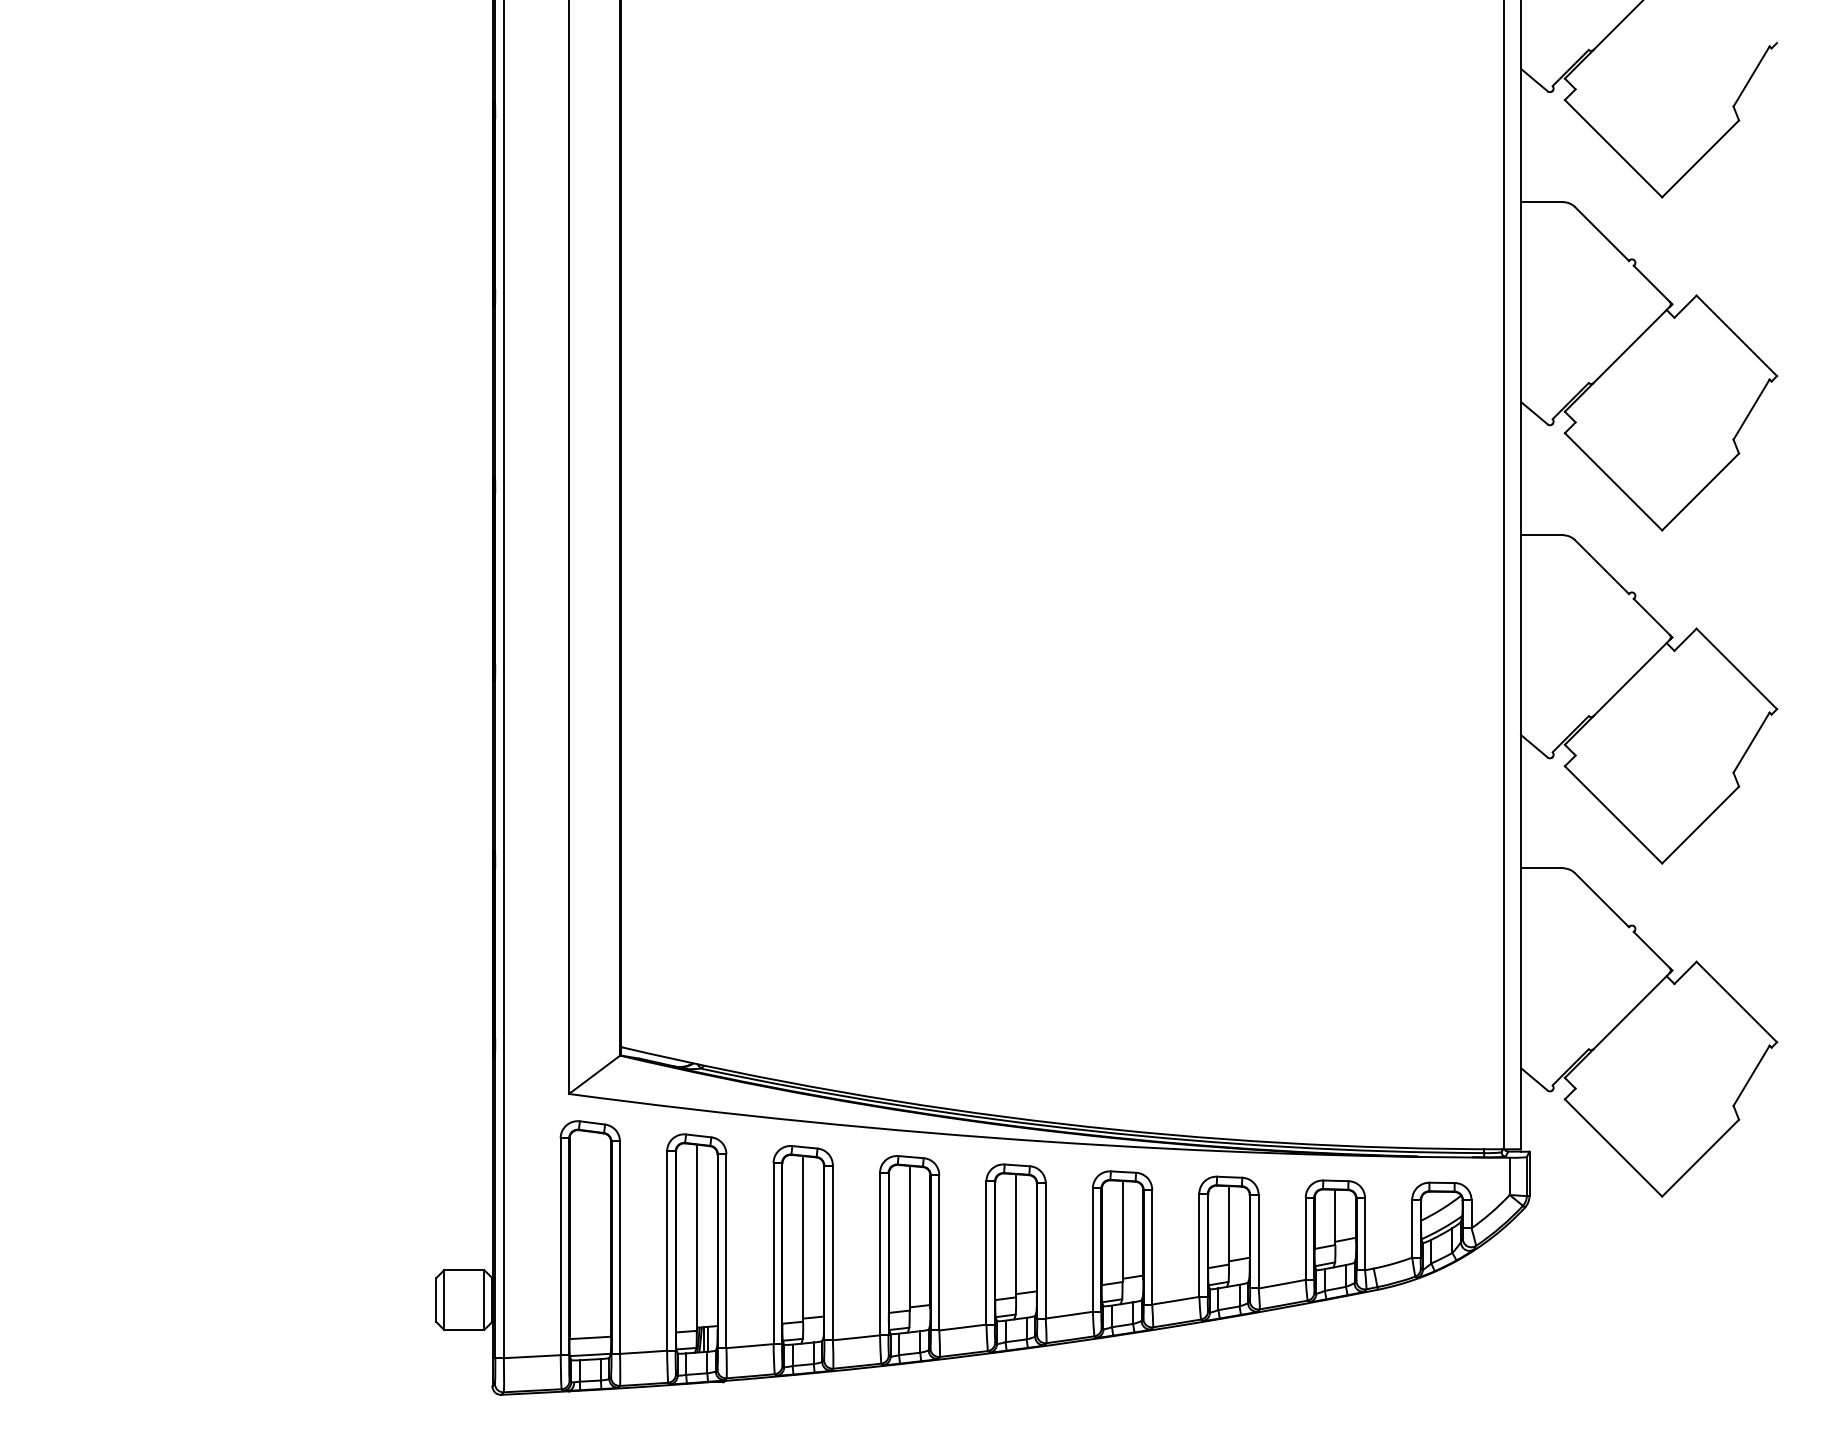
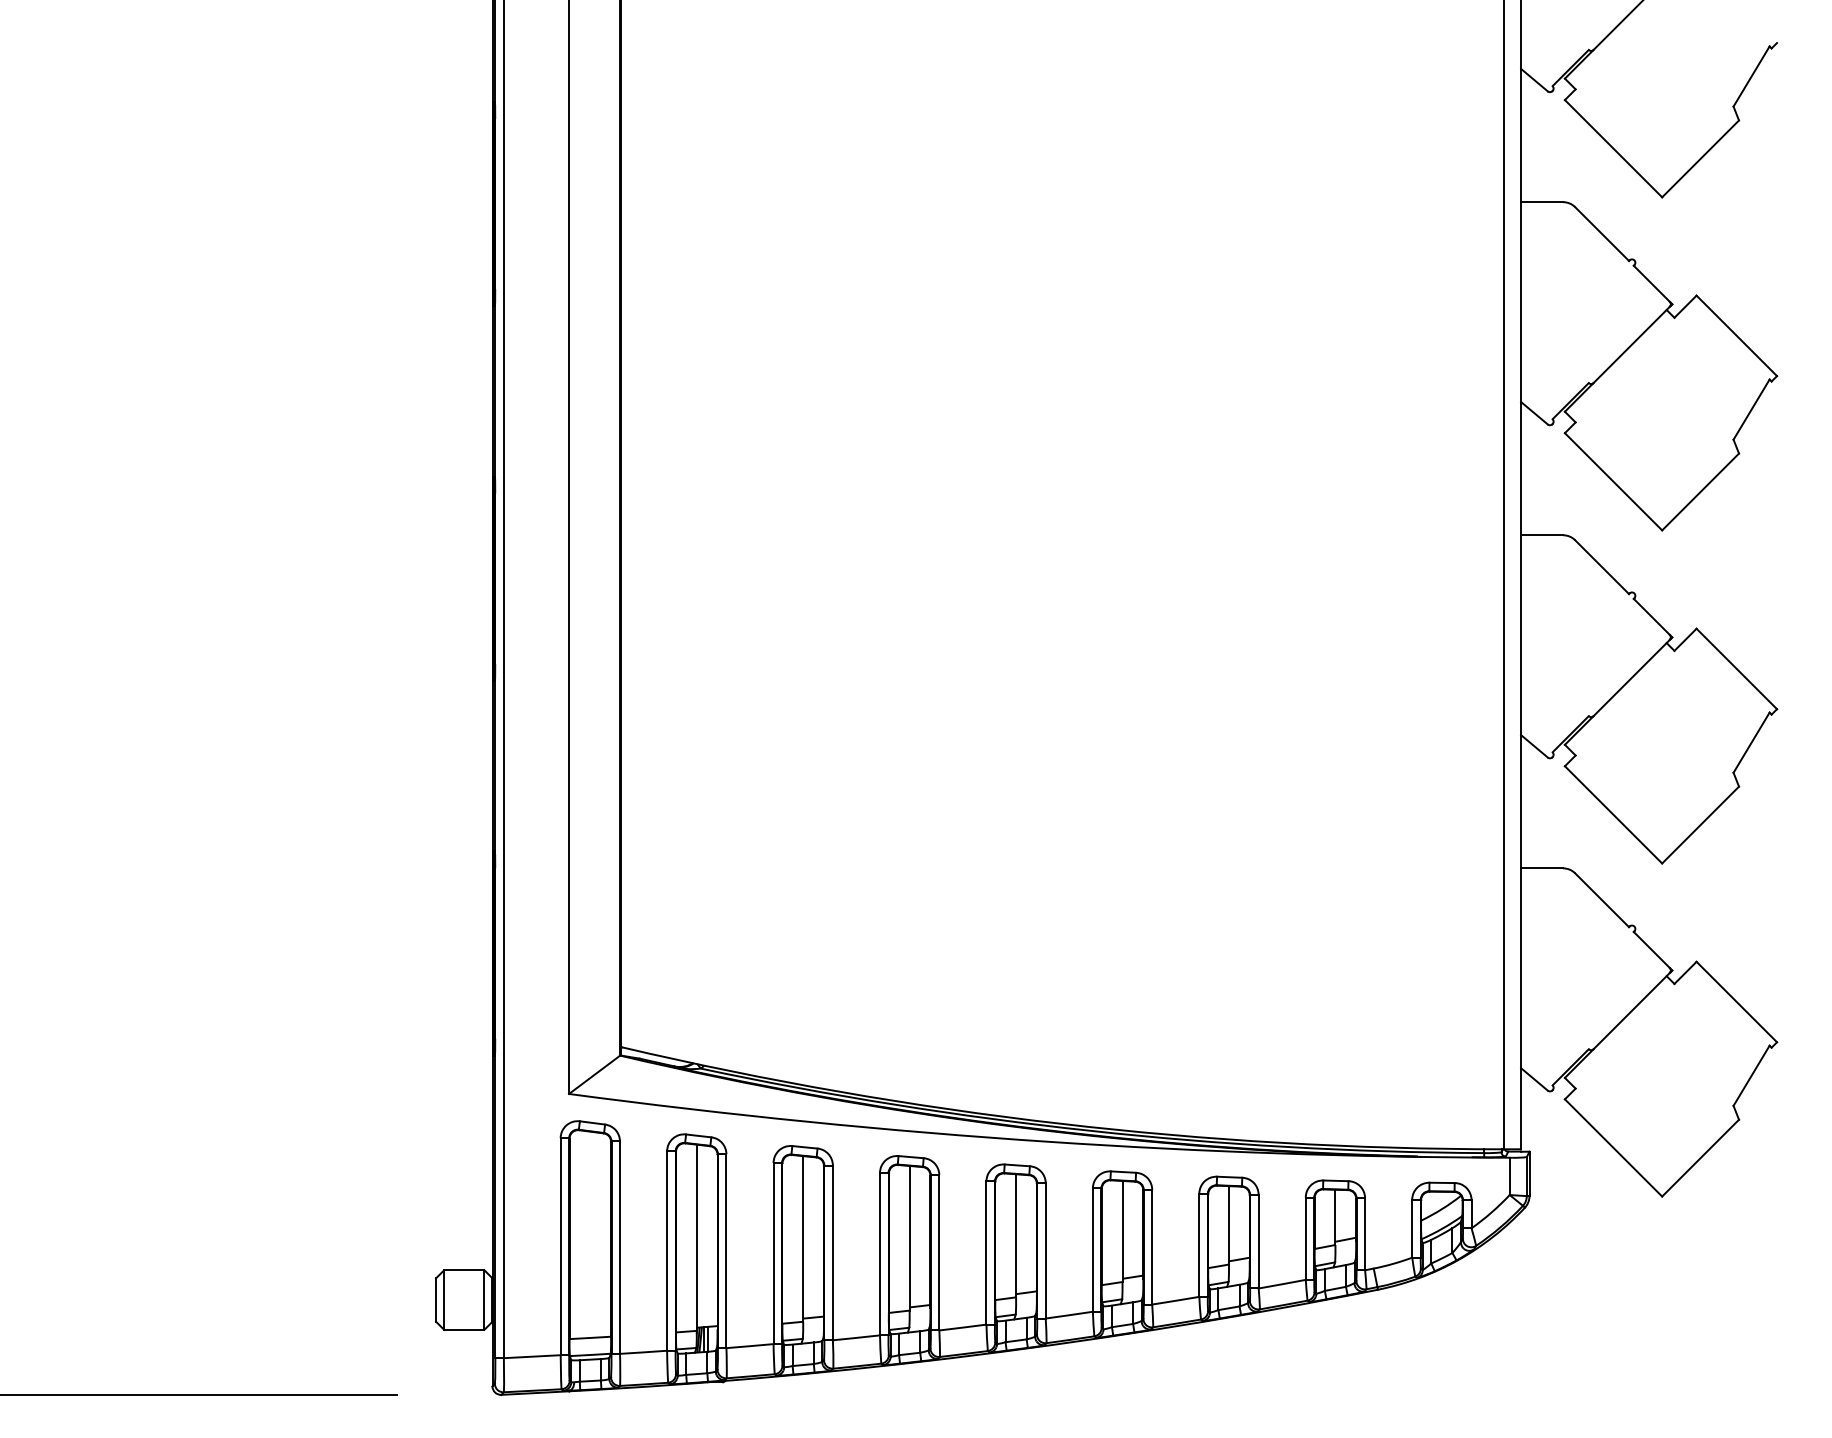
line: none -> present (199, 1394)
